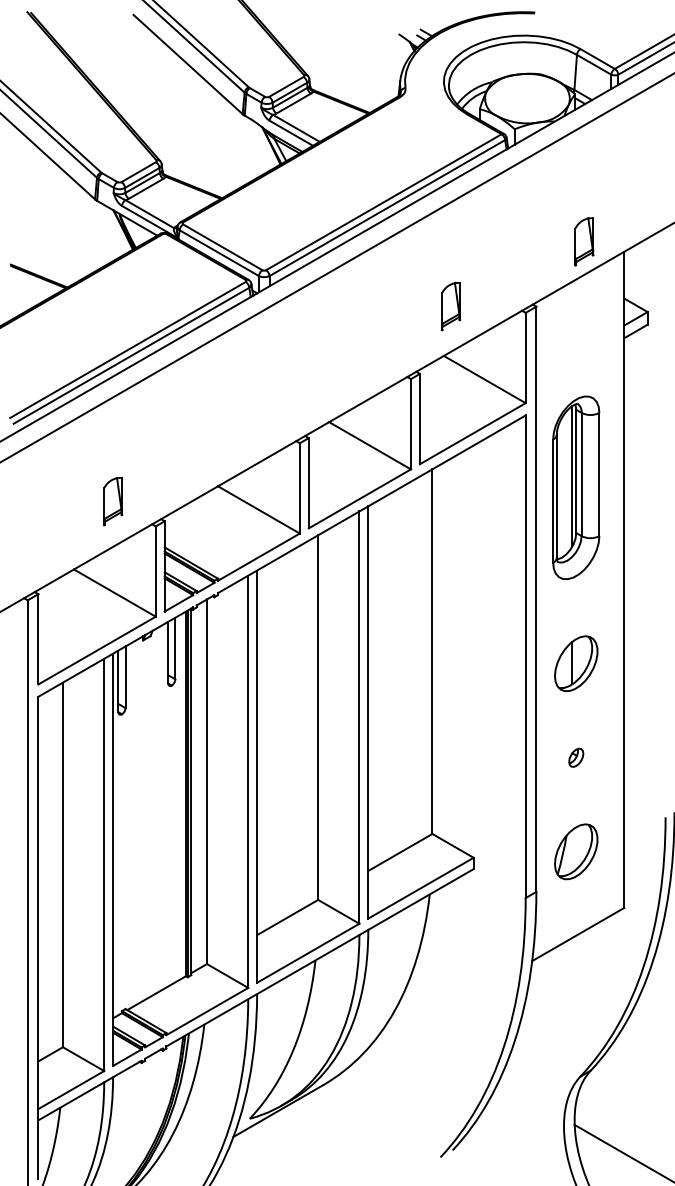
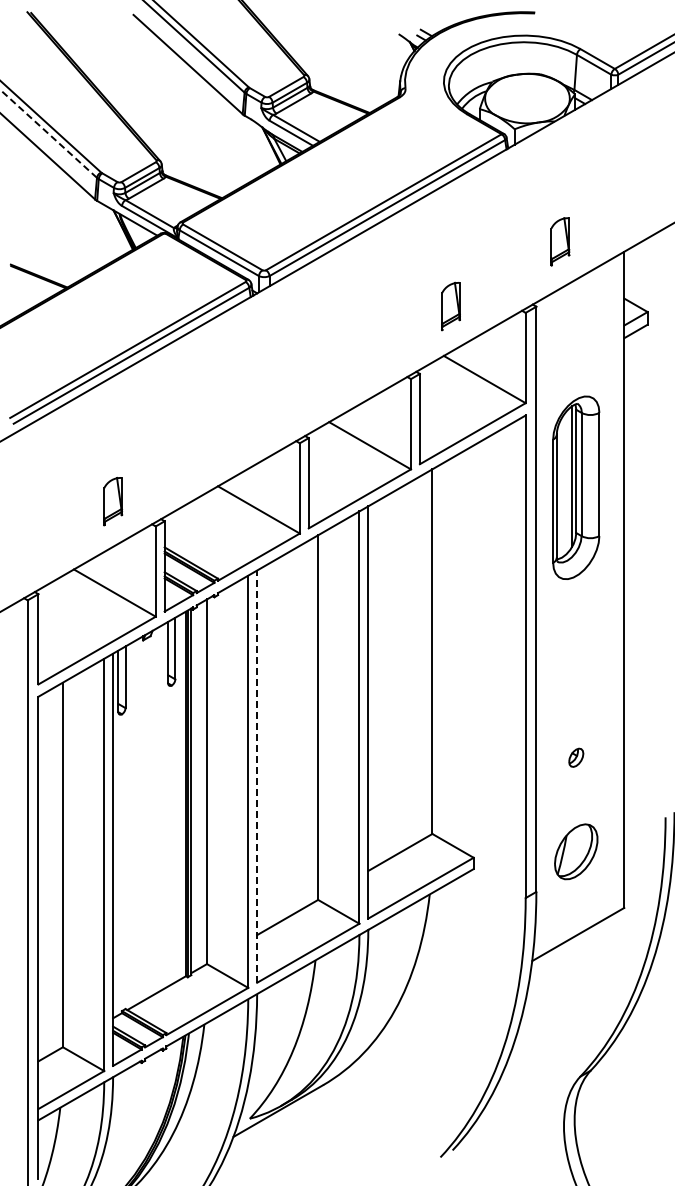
line: solid -> dashed (48, 133)
part position: (584, 241) -> (560, 241) (560, 241)
line: present -> none (336, 267)
part: present -> none (576, 663)
line: solid -> dashed (257, 776)
line: present -> none (622, 1152)
